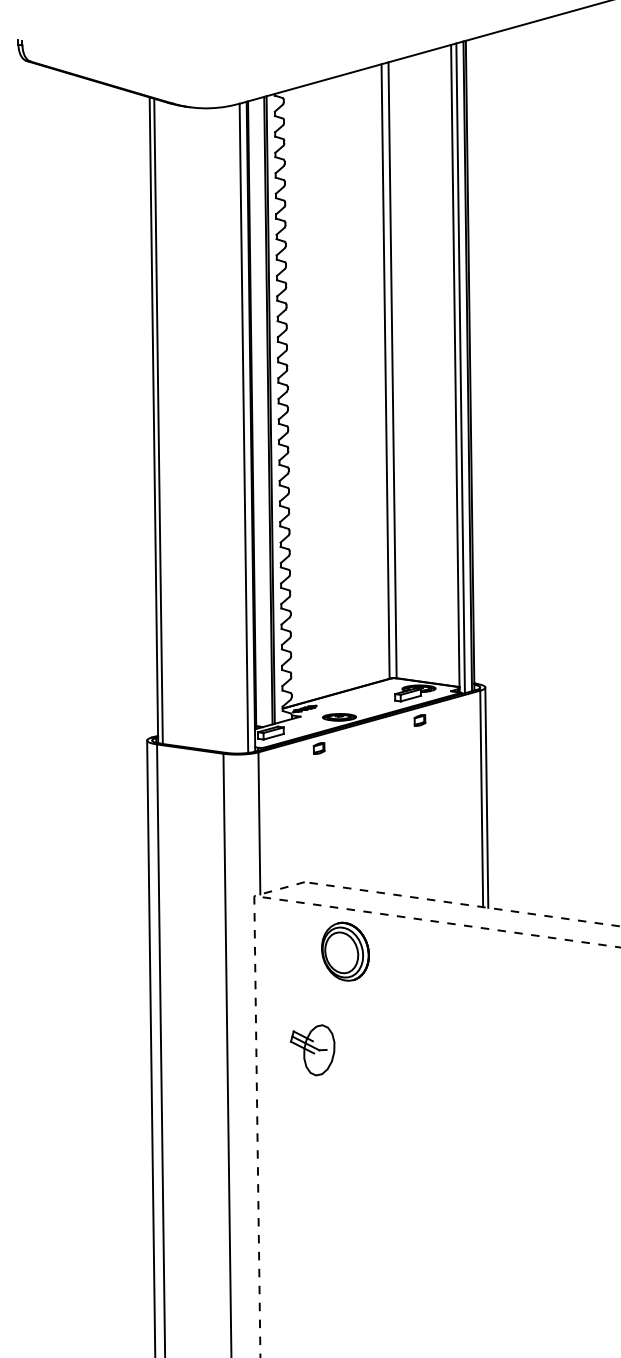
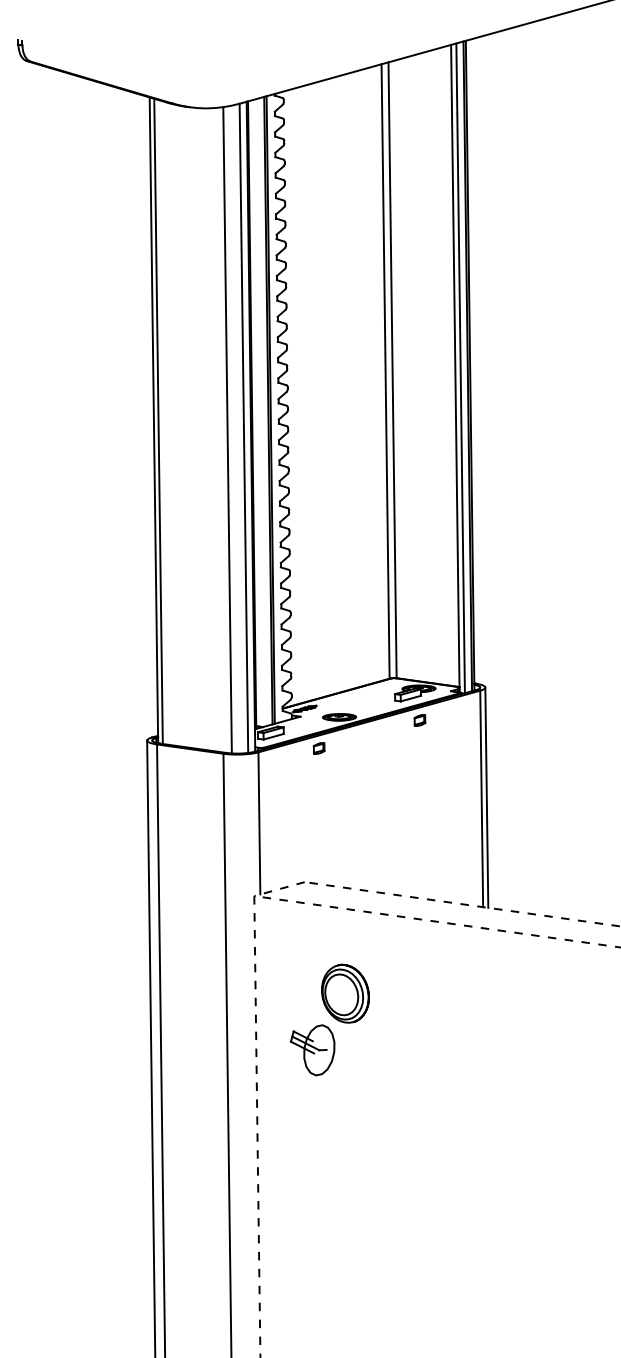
line: none -> present (227, 430)
part position: (345, 951) -> (345, 993) (345, 993)
